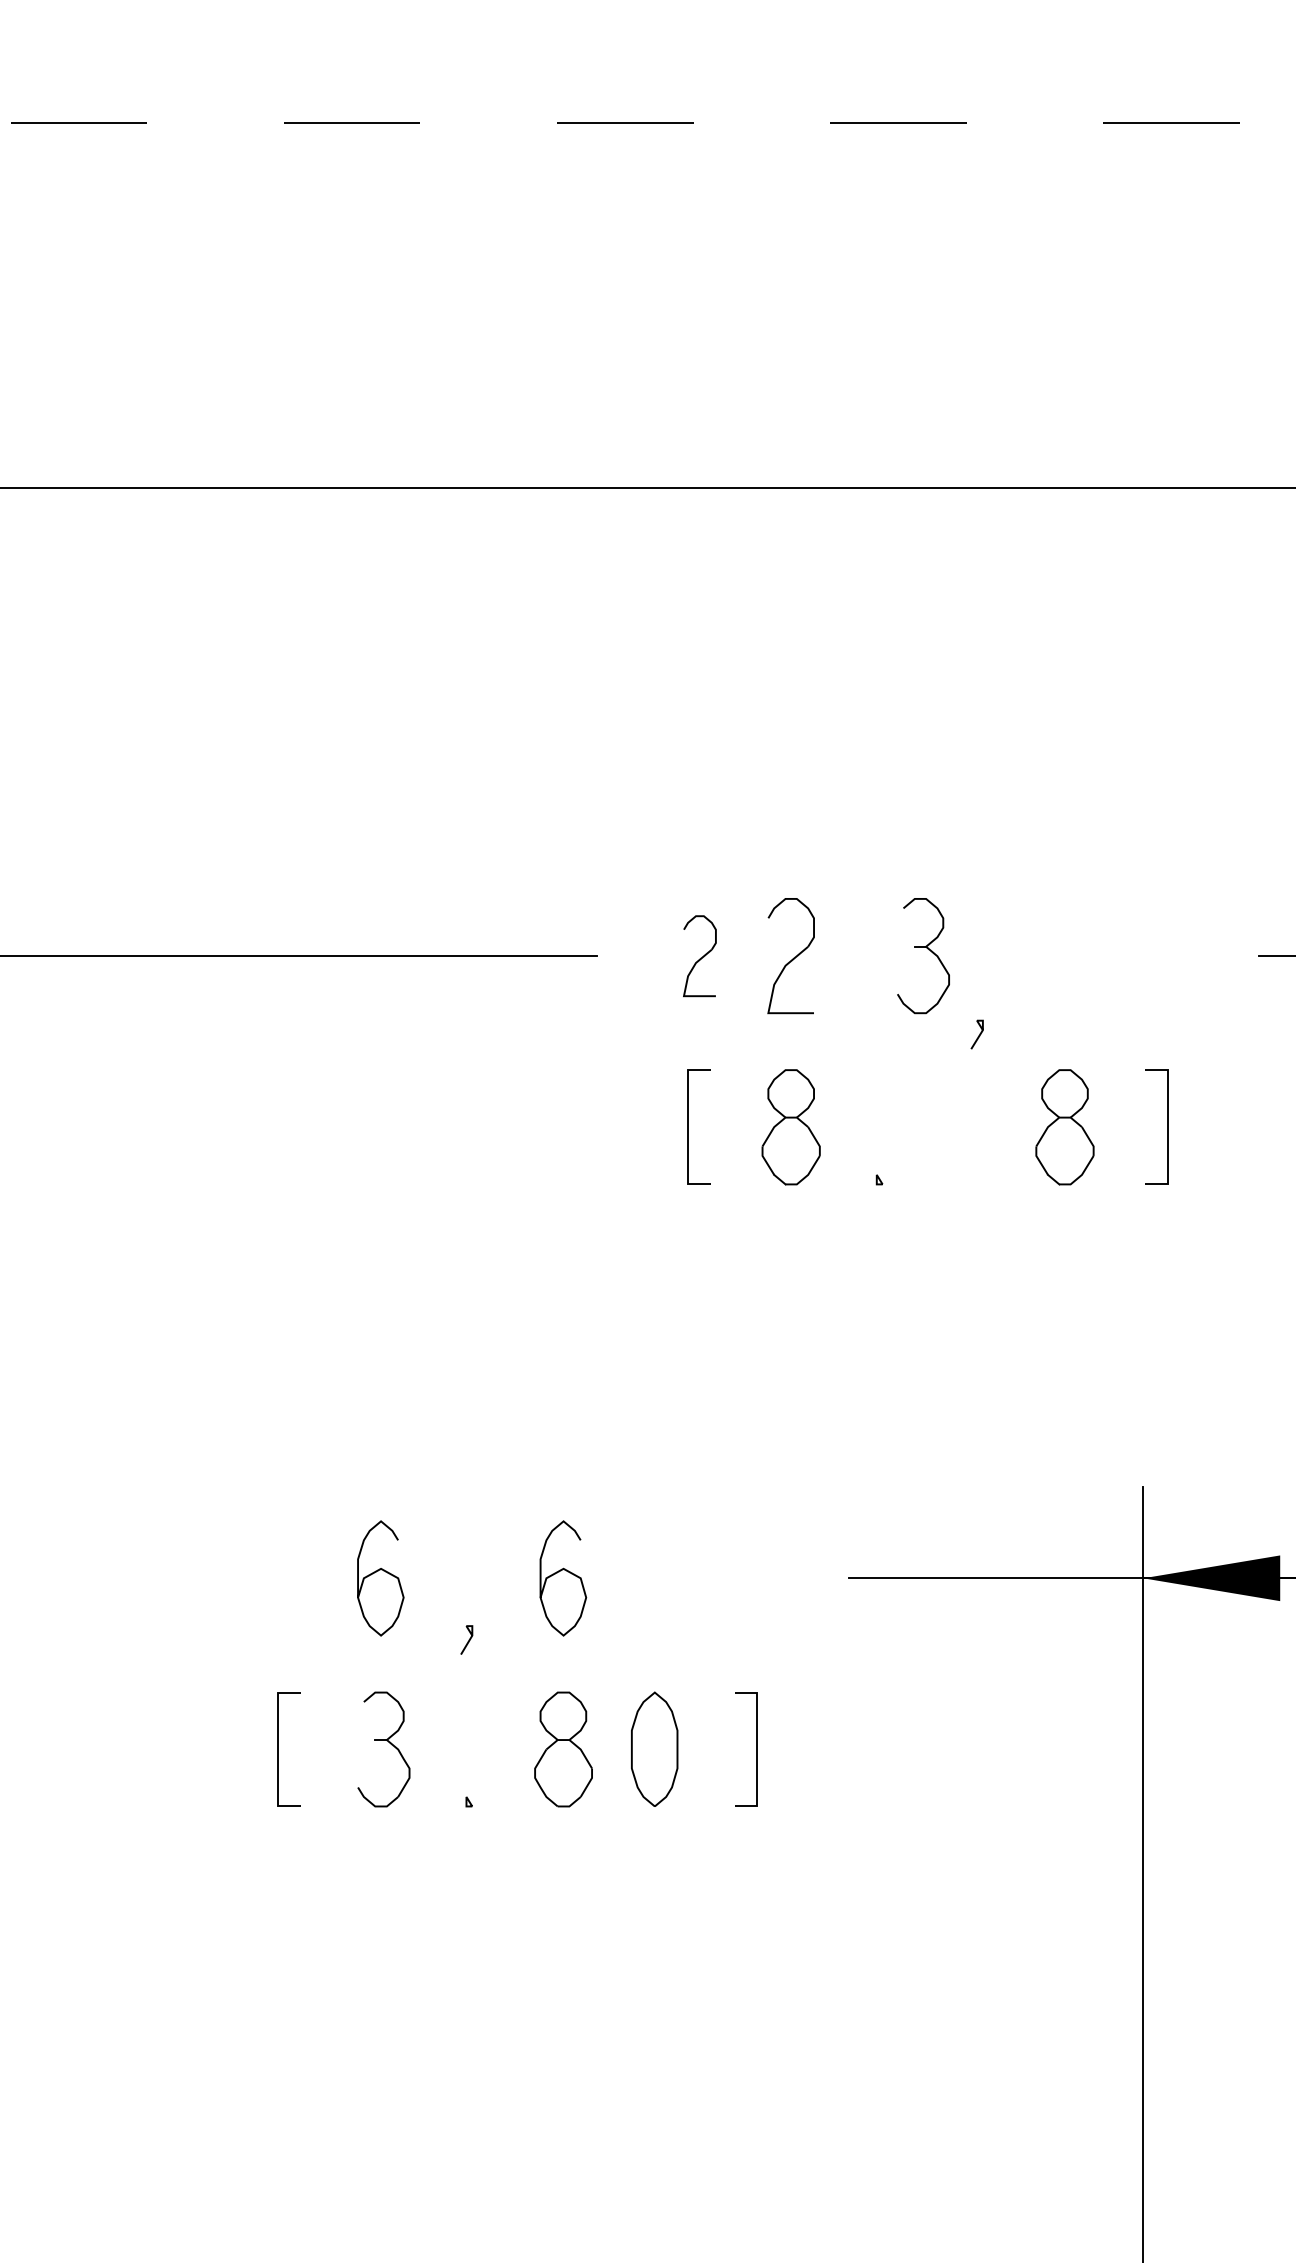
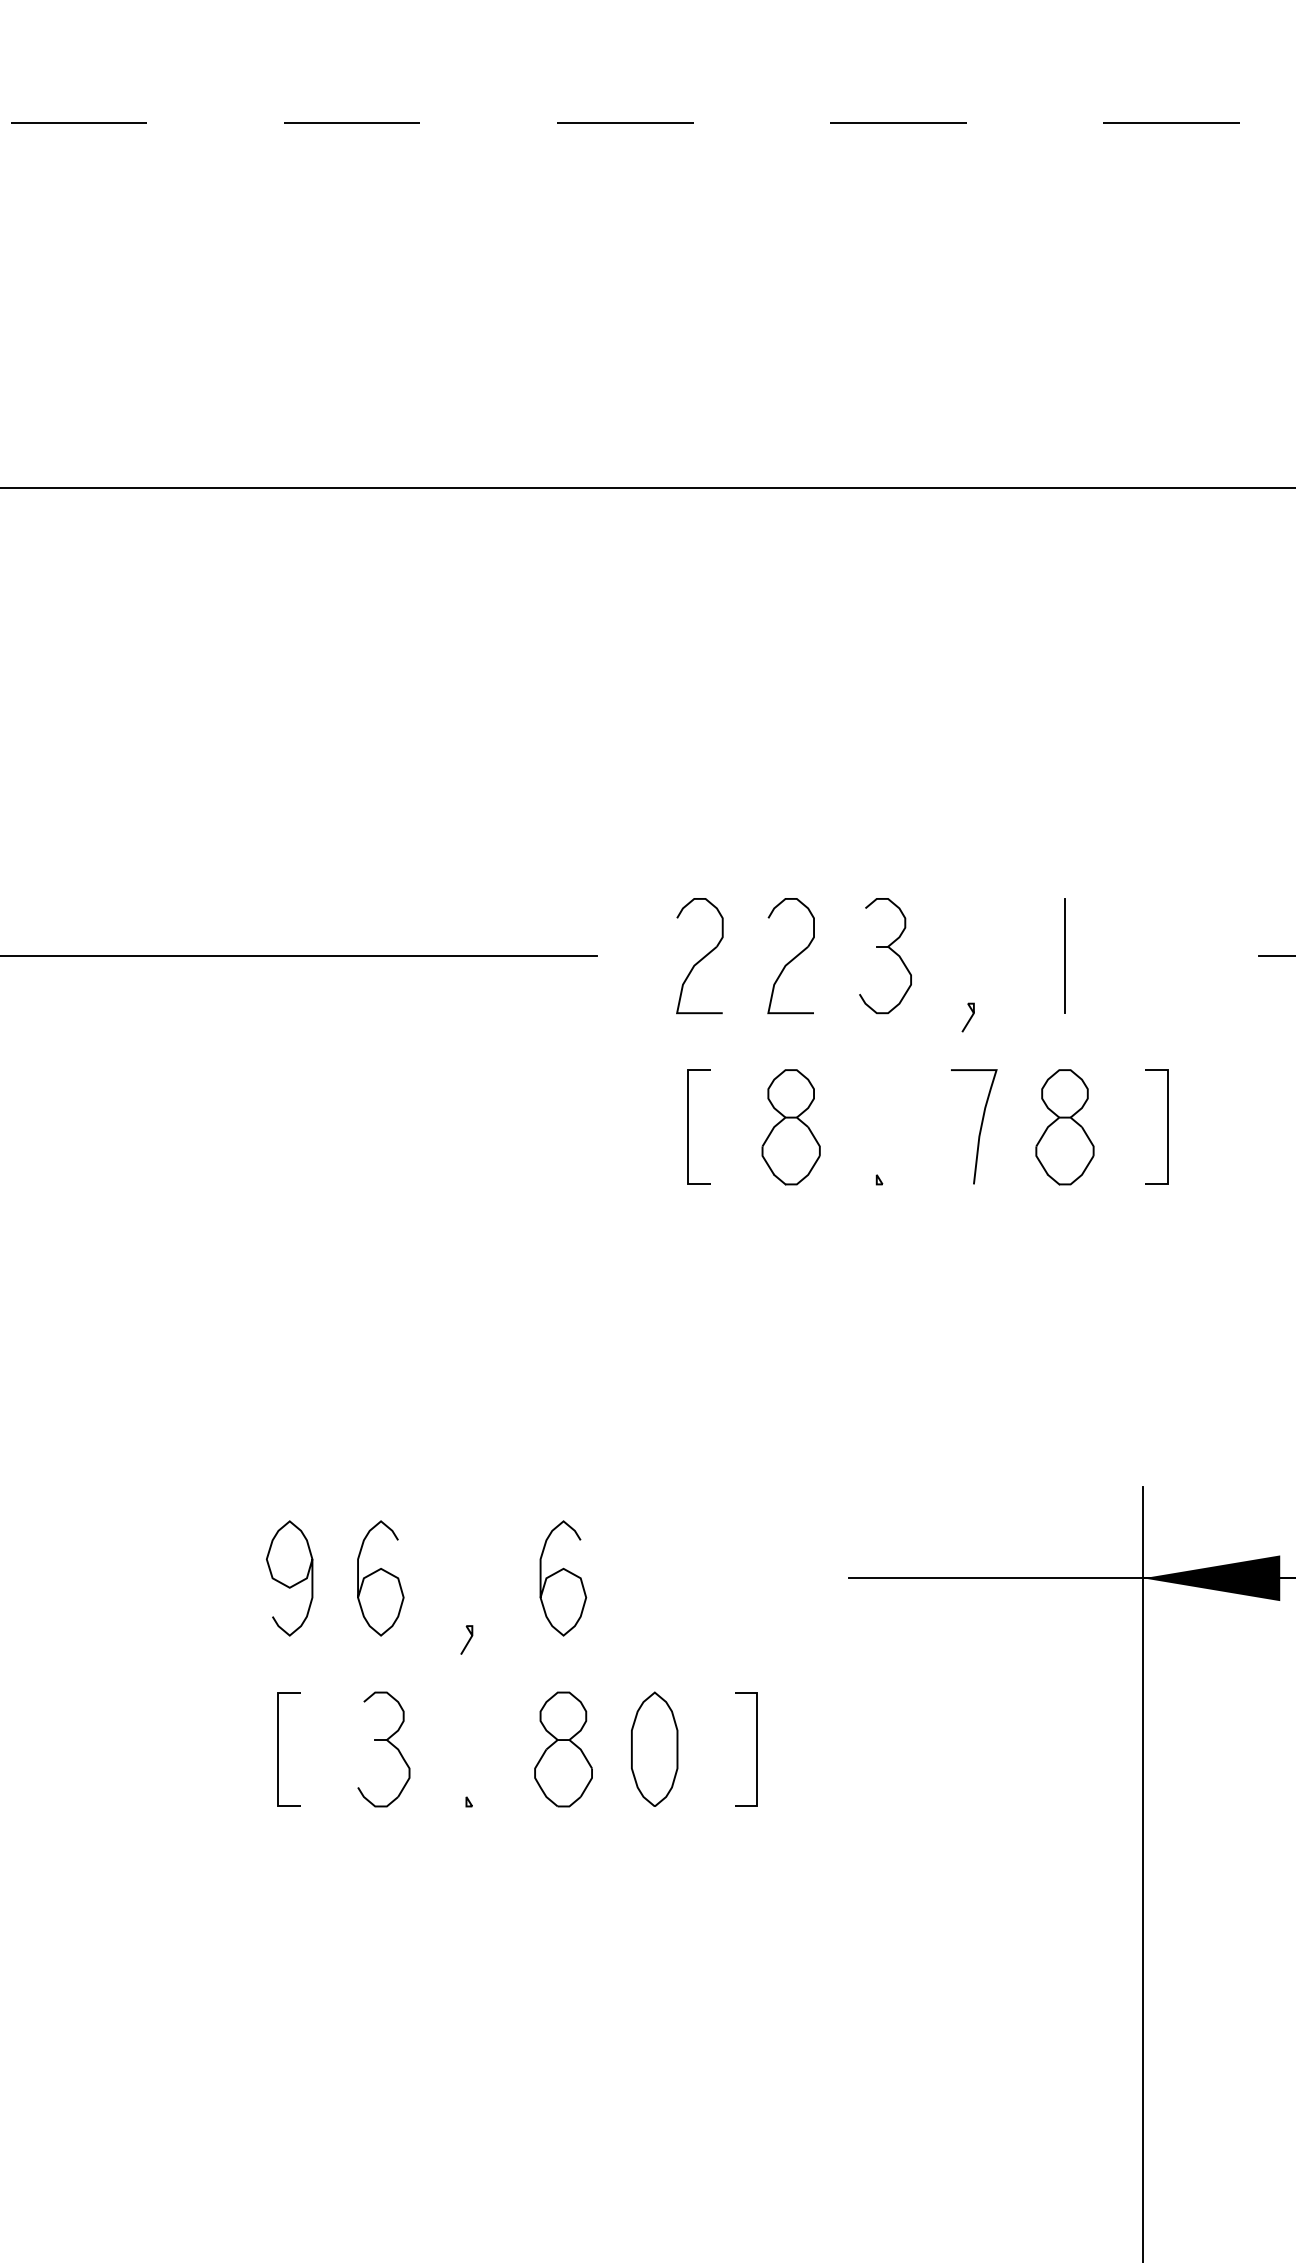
part position: (927, 949) -> (889, 949) (889, 949)
line: none -> present (1065, 955)
part size: 34x83 px -> 48x117 px (699, 956)
line position: (978, 1035) -> (969, 1018) (969, 1018)
curve: none -> present (979, 1129)
curve: none -> present (286, 1584)
